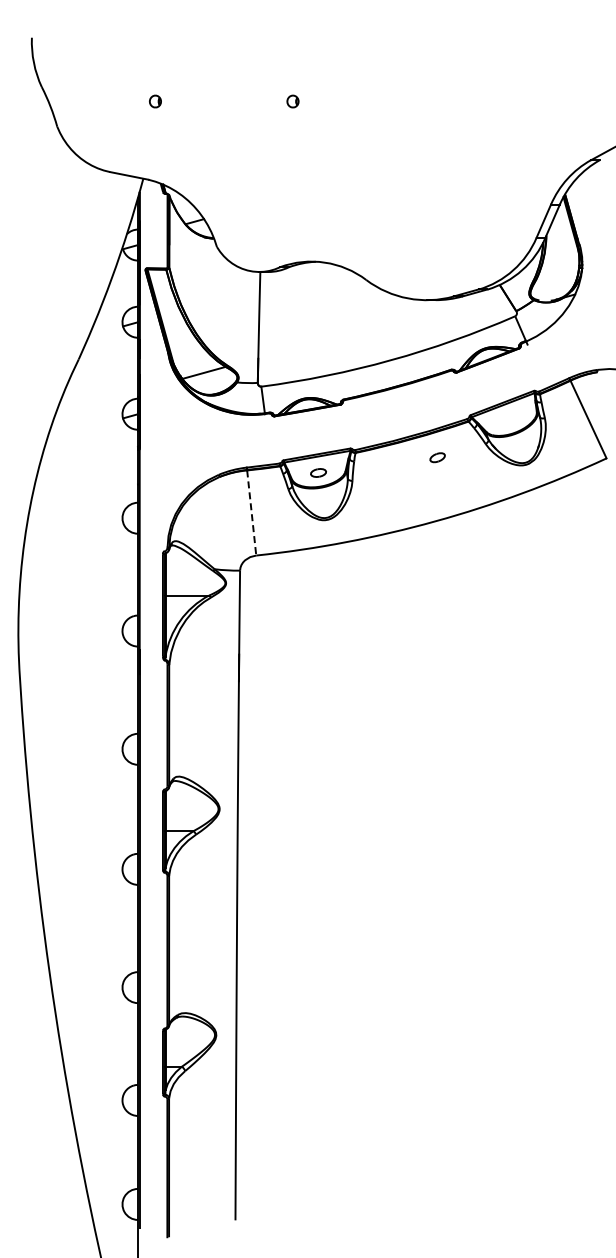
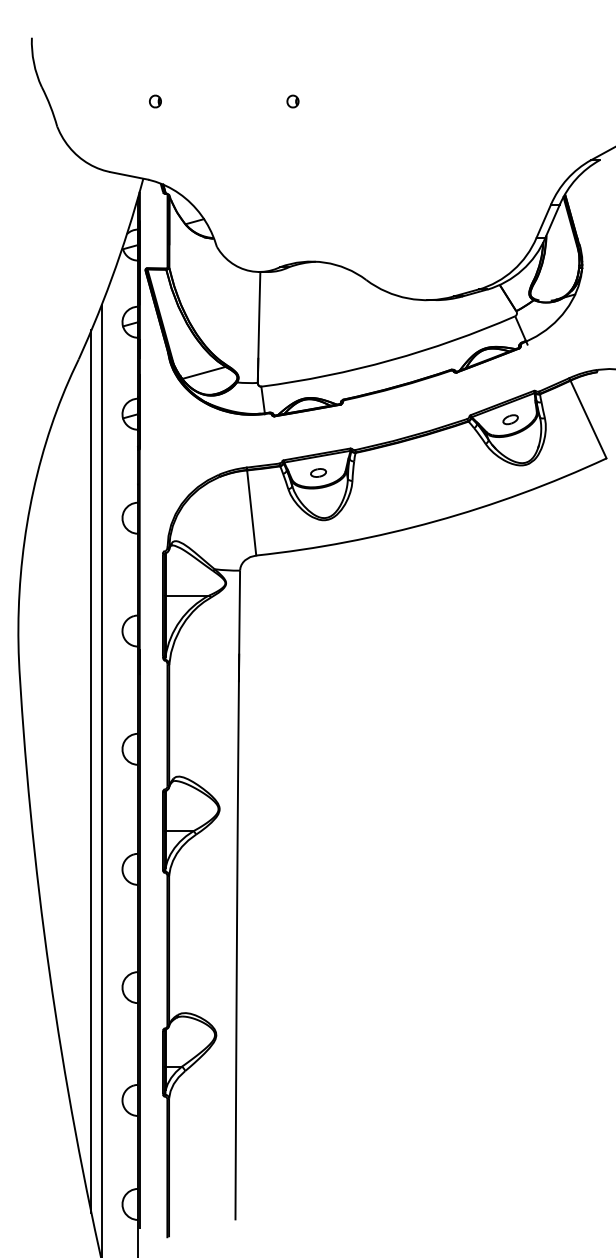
part position: (437, 457) -> (510, 419) (510, 419)
line: dashed -> solid (251, 513)
line: none -> present (91, 771)
line: none -> present (101, 779)
